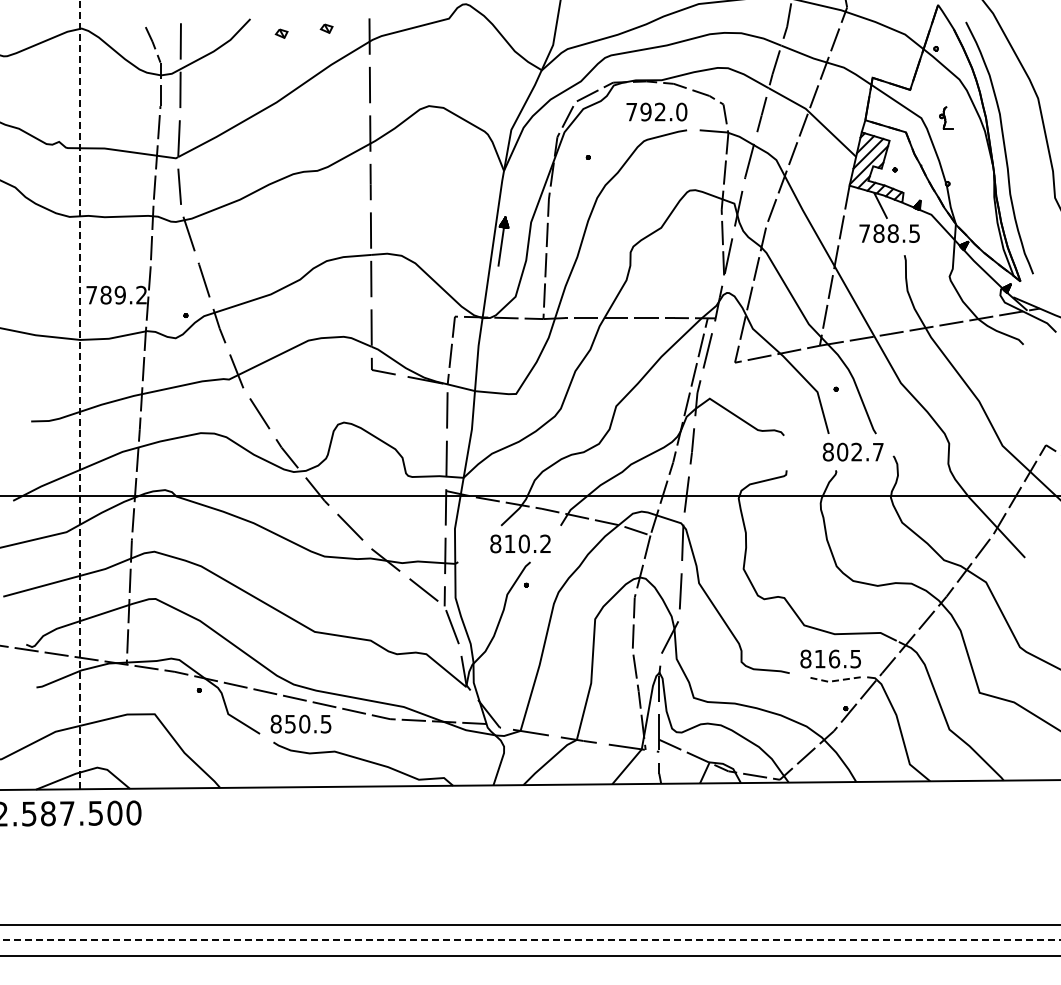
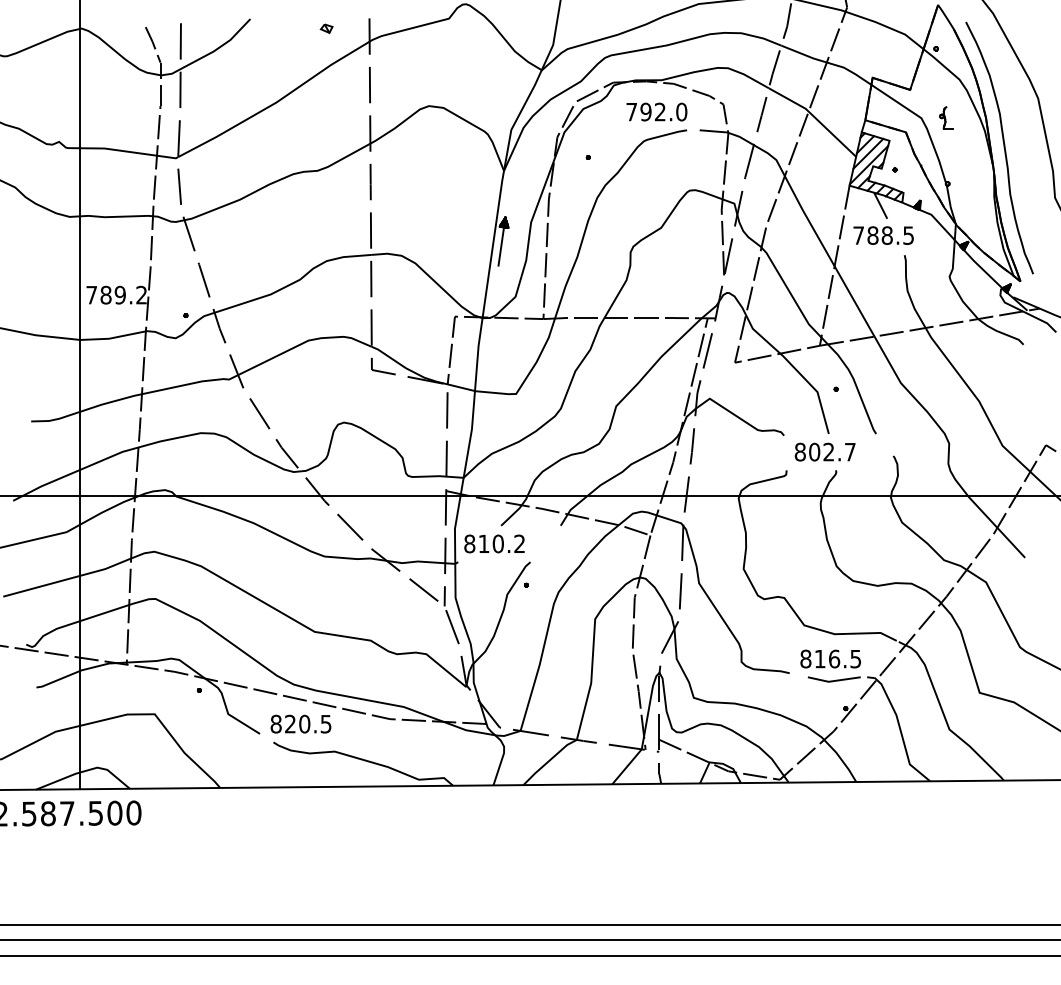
part: present -> none (281, 33)
text position: (889, 233) -> (883, 235) (883, 235)
line: dashed -> solid (79, 394)
text position: (852, 451) -> (824, 451) (824, 451)
text position: (520, 543) -> (494, 543) (494, 543)
line: dashed -> solid (833, 681)
text: 850.5 -> 820.5 (290, 723)
line: dashed -> solid (531, 940)
